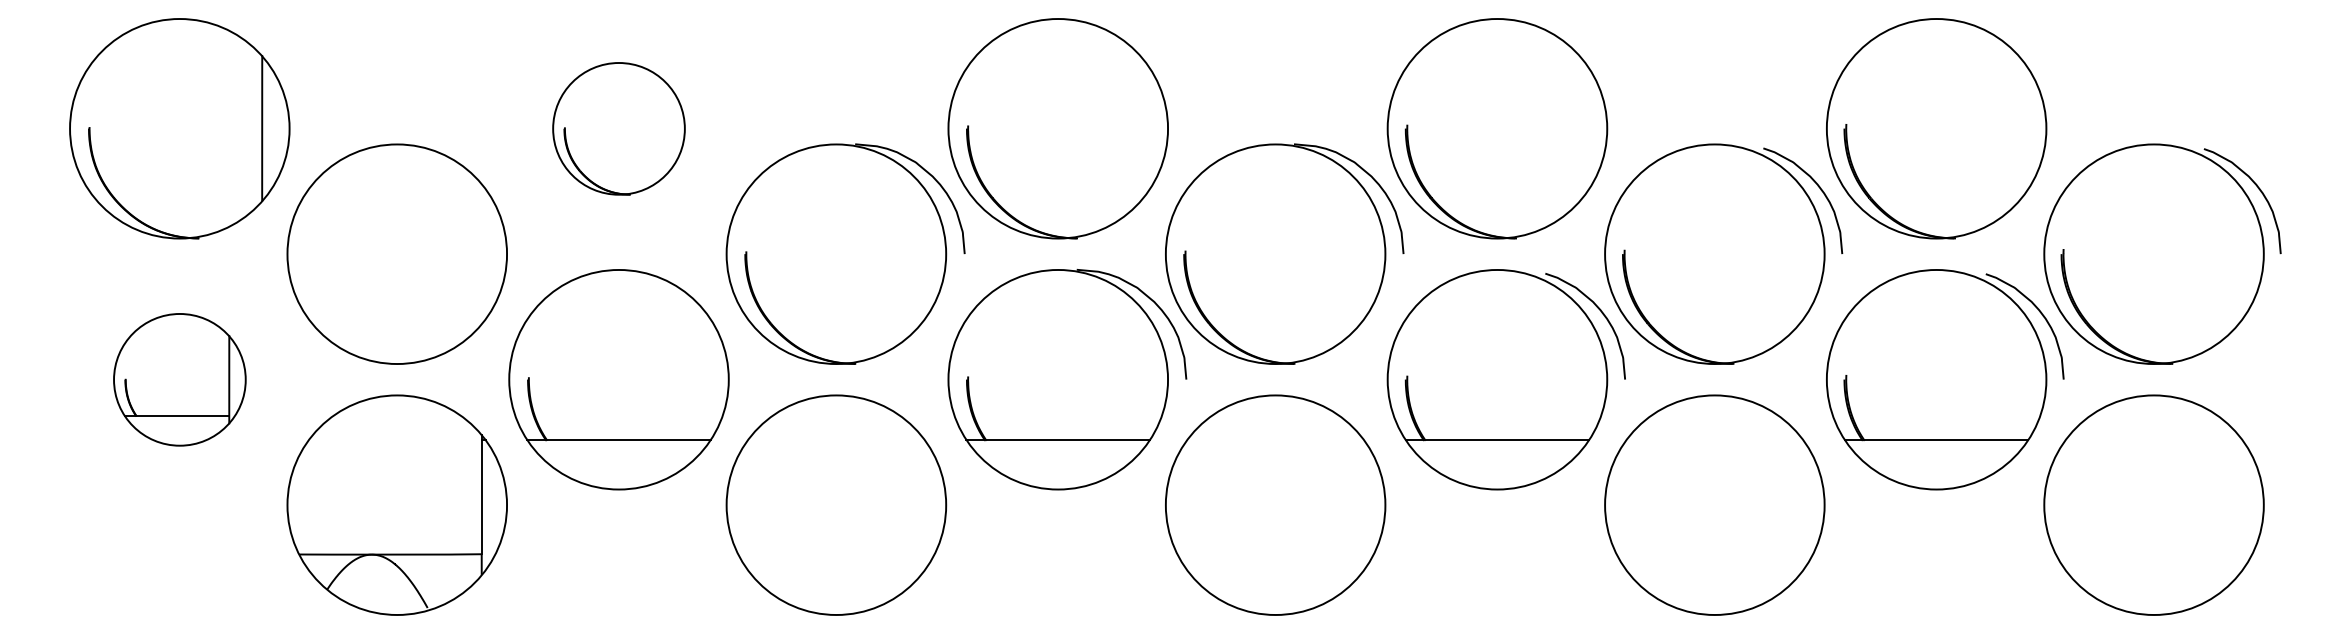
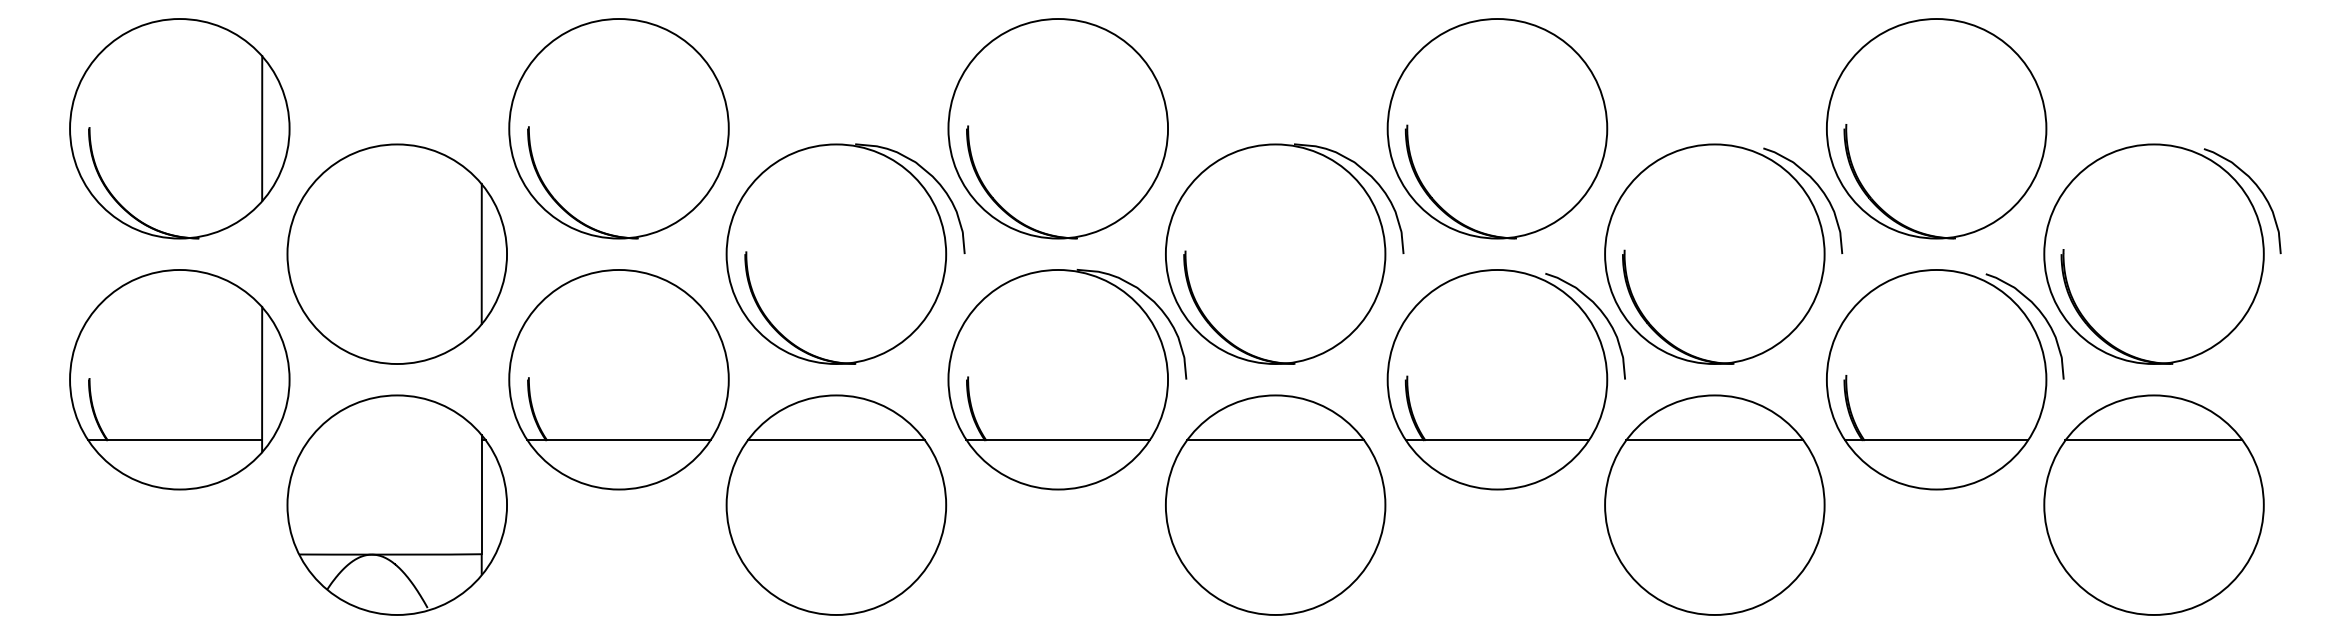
part size: 134x134 px -> 222x222 px (618, 128)
line: none -> present (481, 253)
part size: 134x134 px -> 222x222 px (179, 379)
line: none -> present (835, 440)
line: none -> present (1275, 440)
line: none -> present (1714, 440)
line: none -> present (2153, 440)
